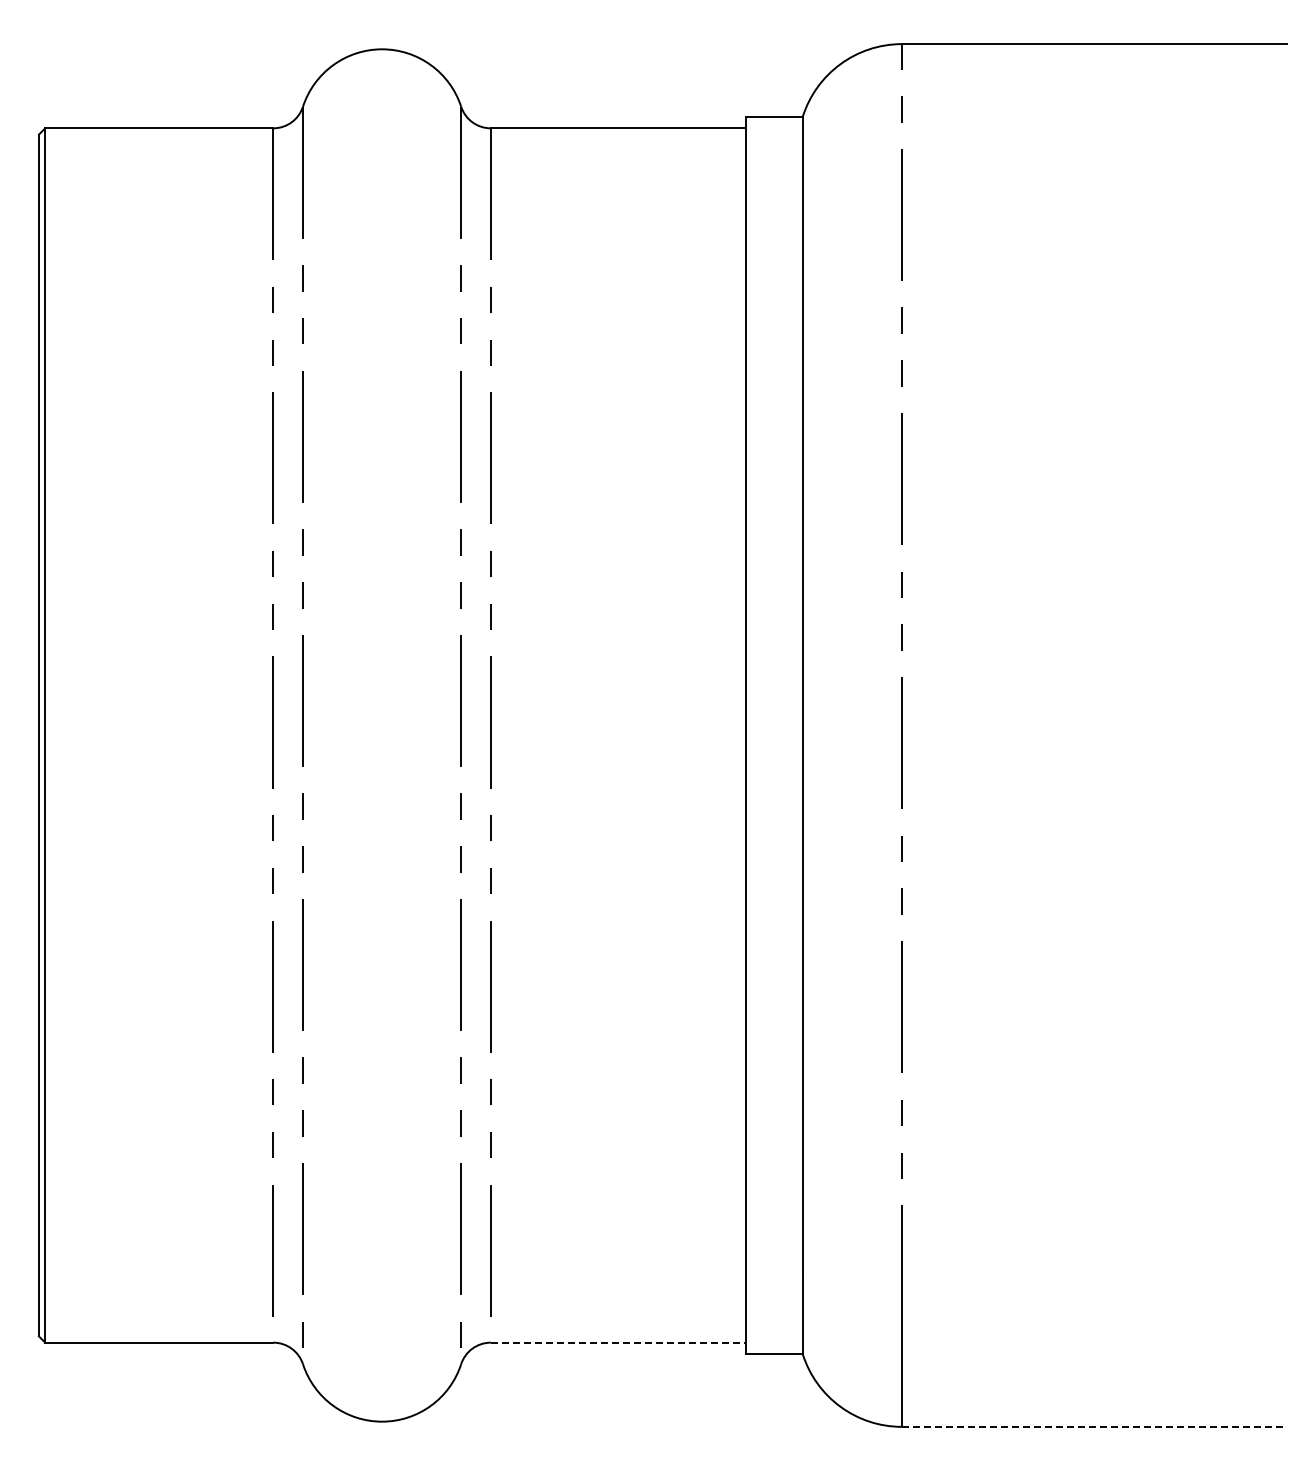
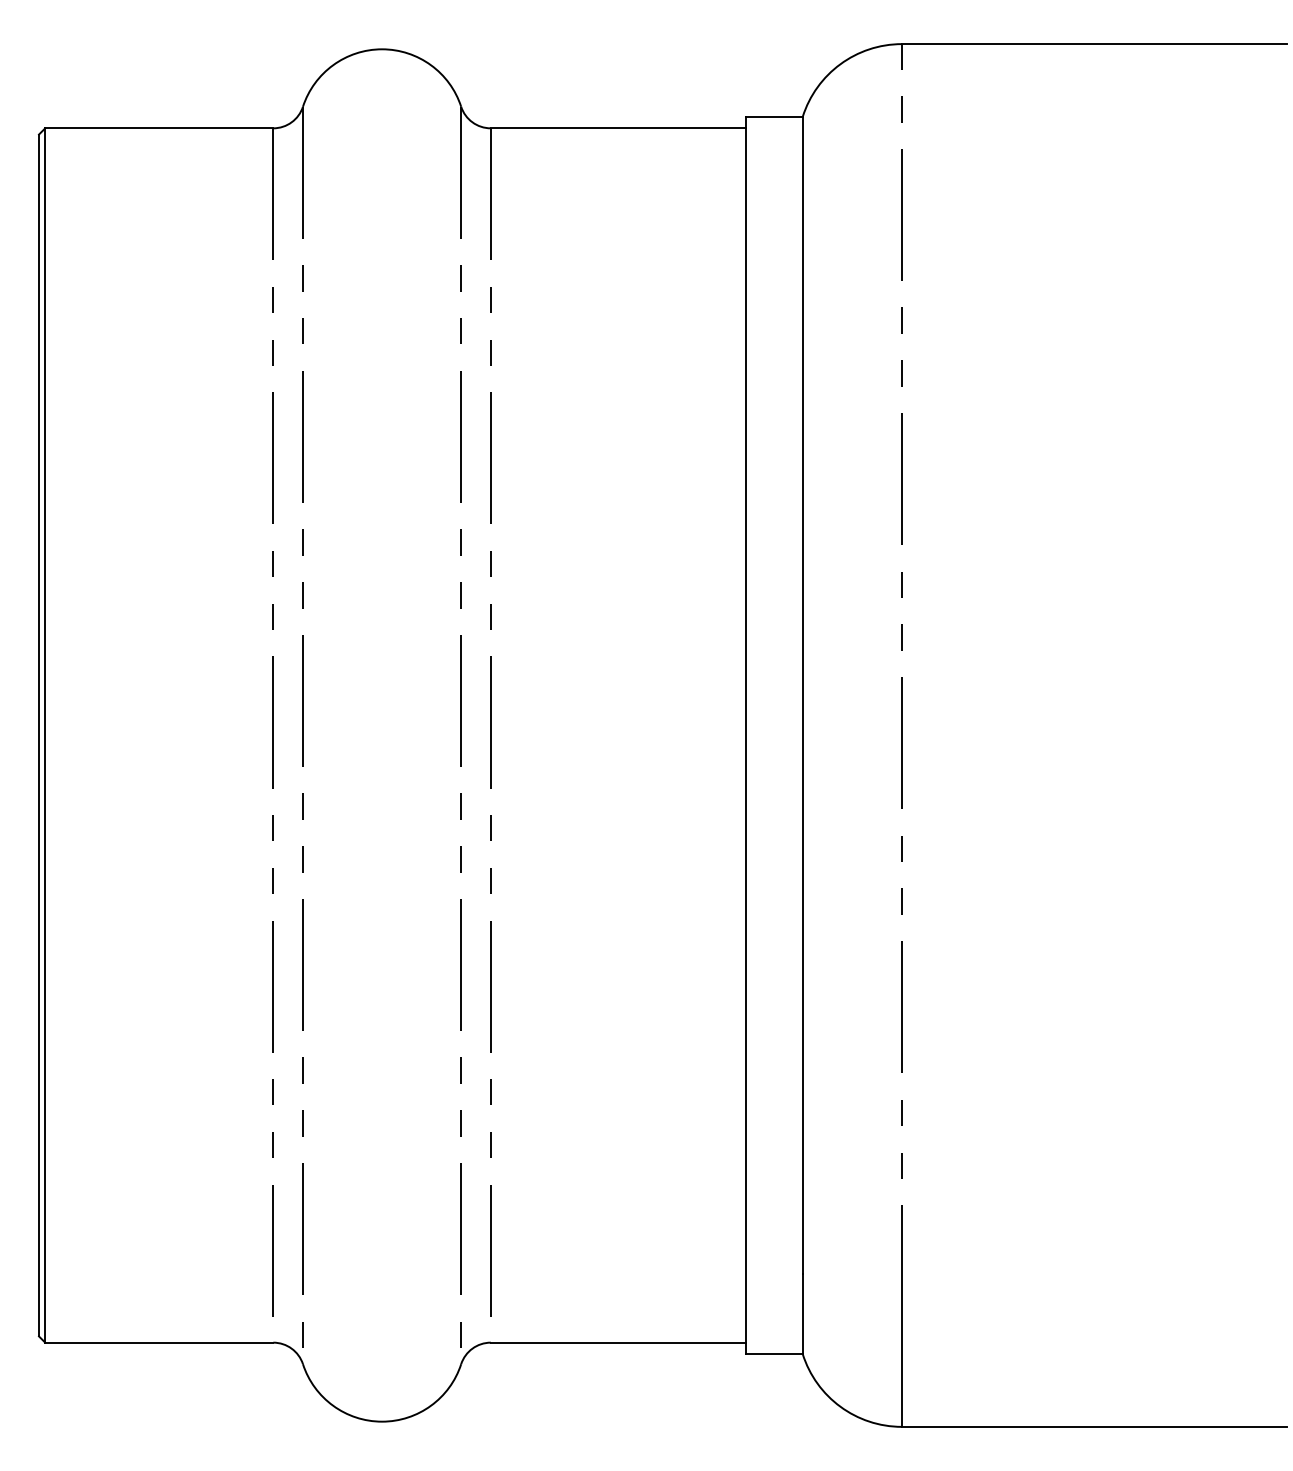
line: dashed -> solid (618, 1342)
line: dashed -> solid (1094, 1426)
